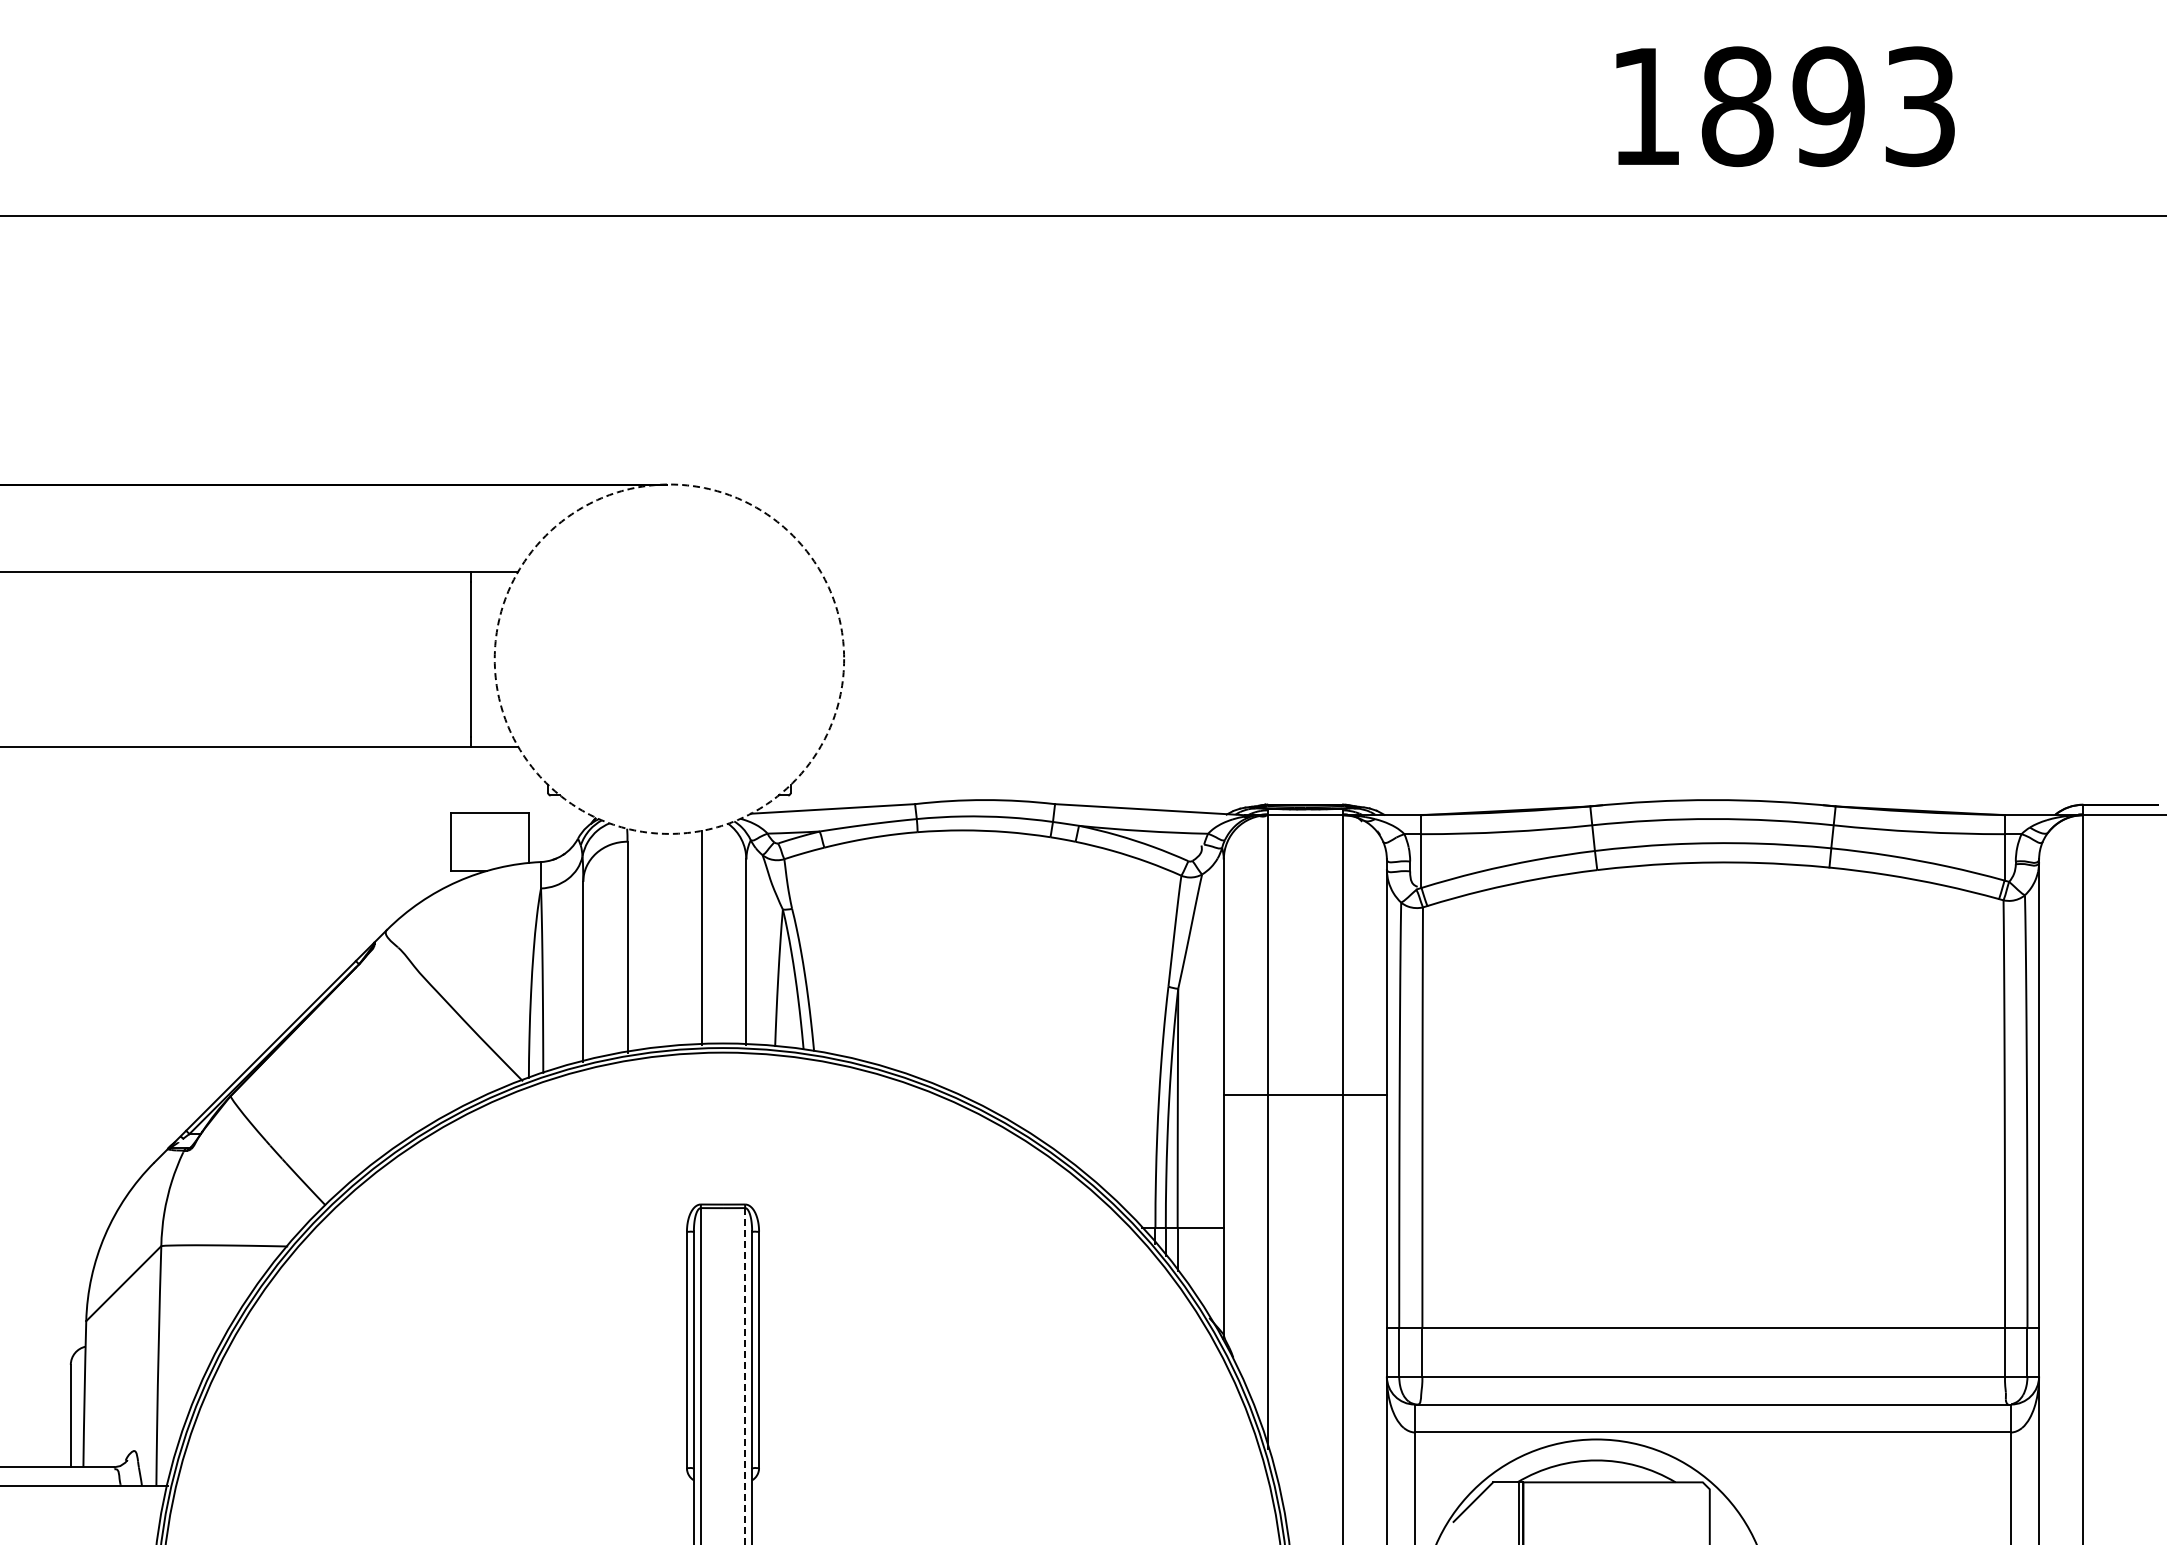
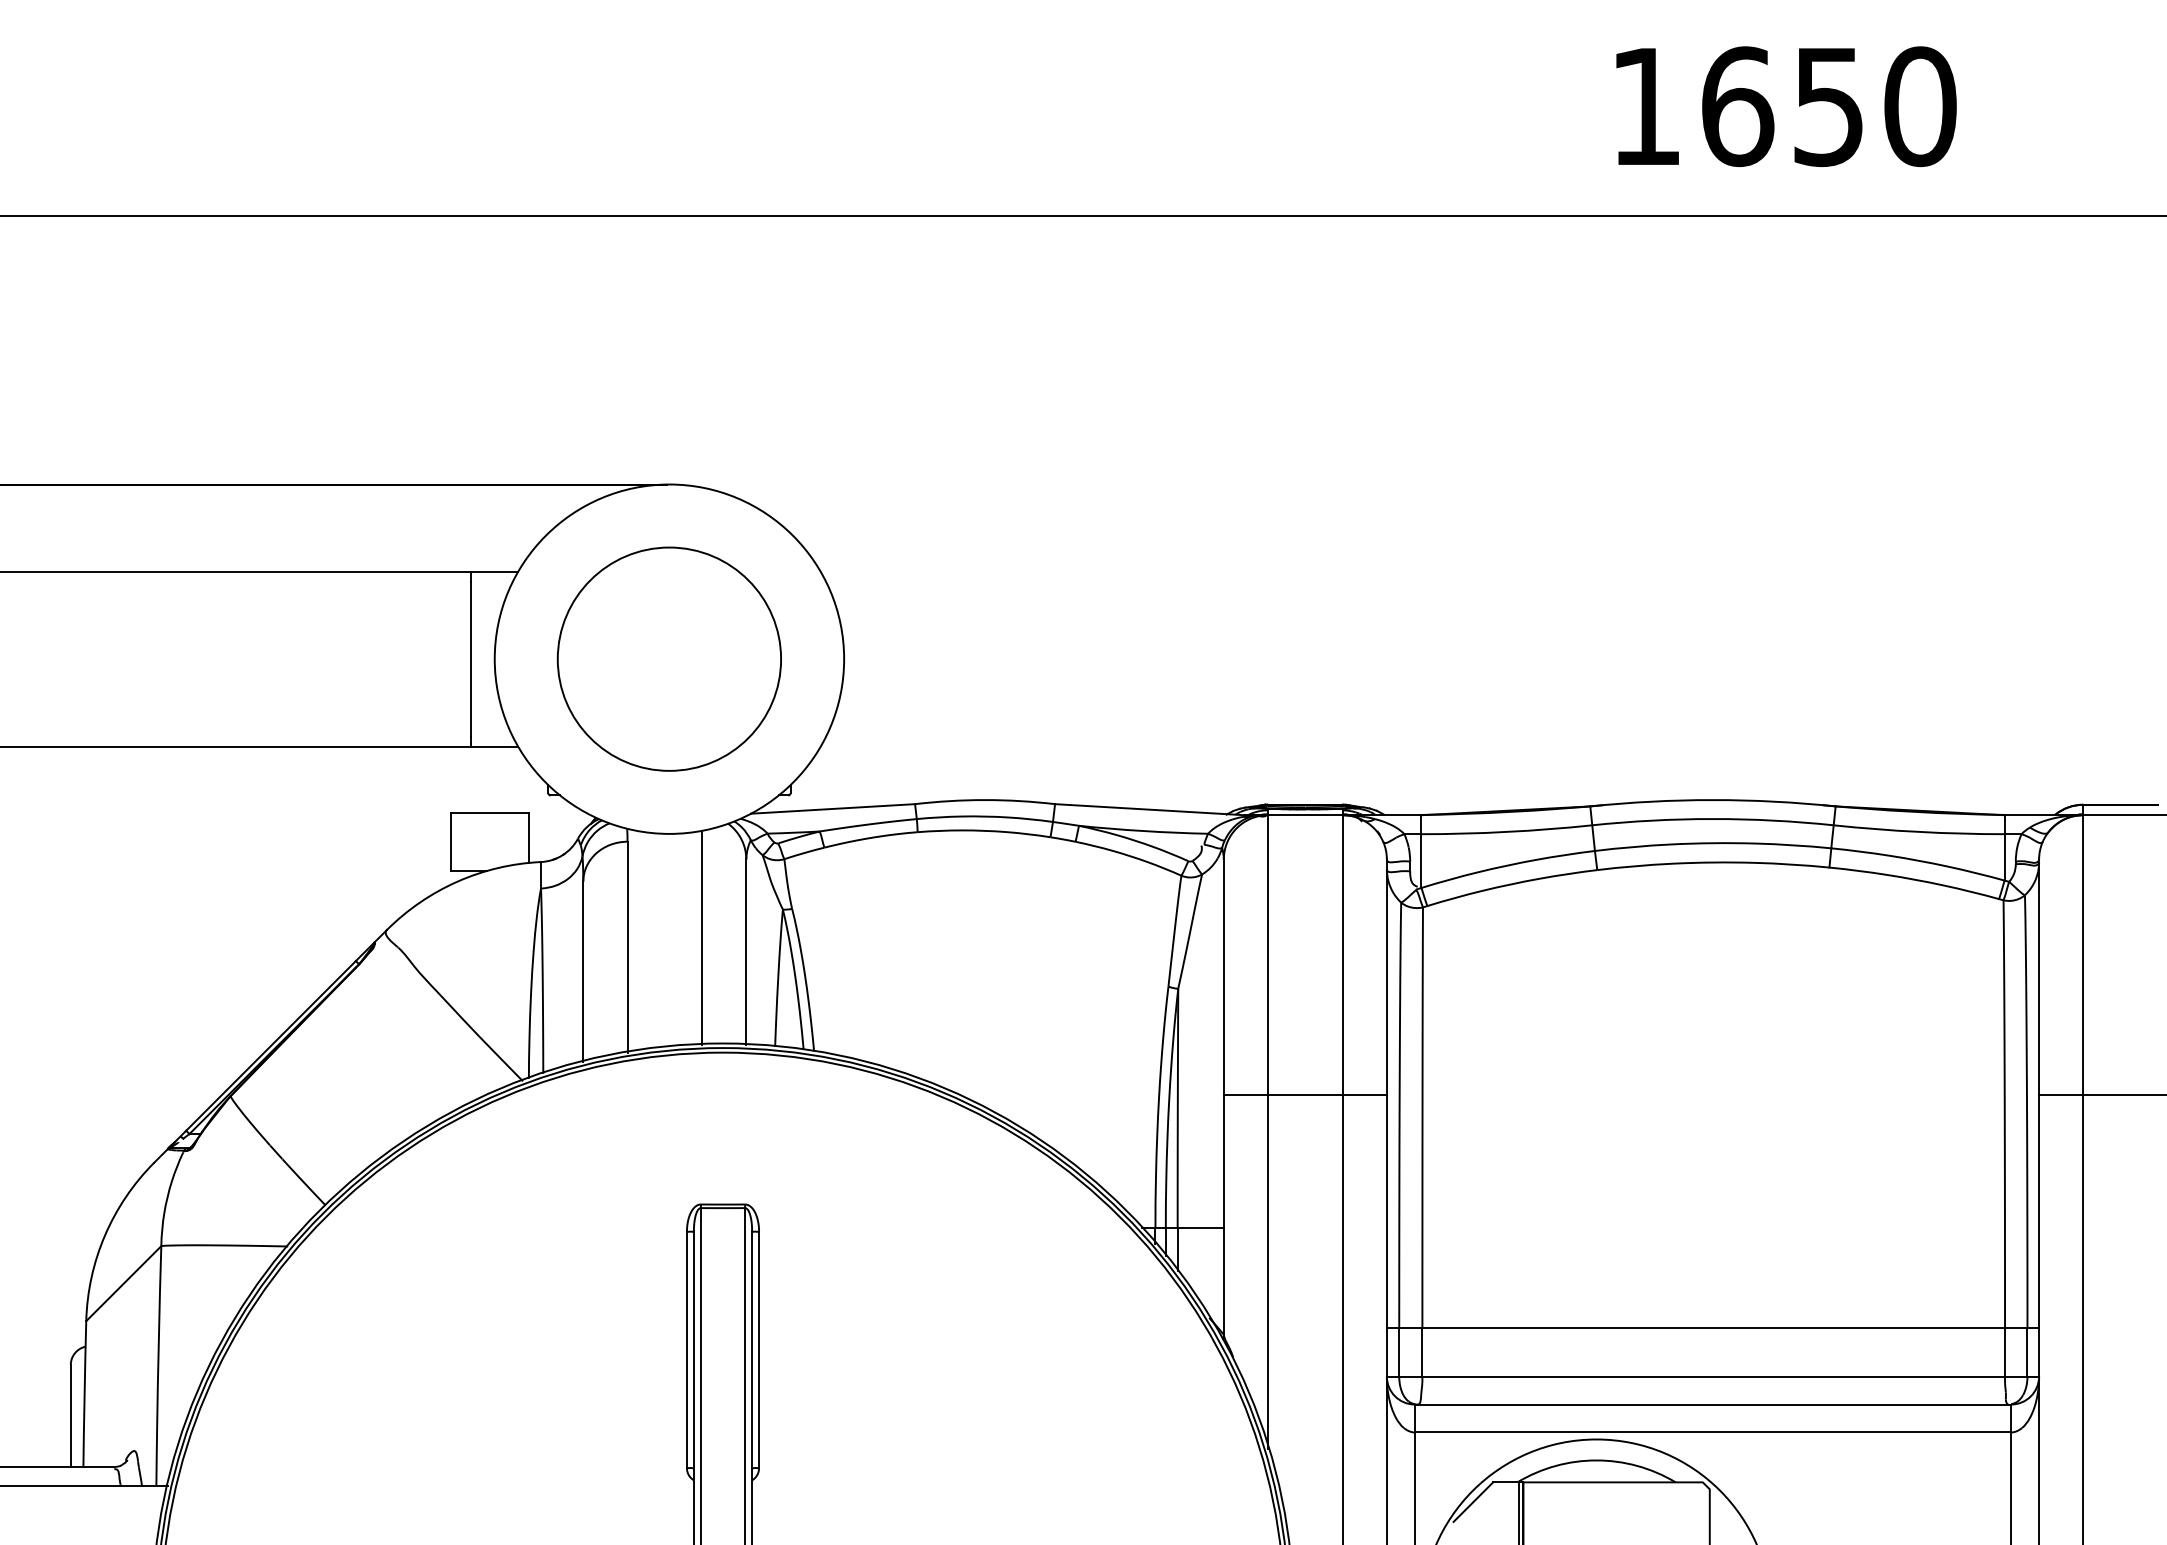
text: 1893 -> 1650 (1828, 106)
circle: none -> present (668, 658)
circle: dashed -> solid (669, 658)
line: none -> present (2101, 1094)
line: dashed -> solid (745, 1376)
